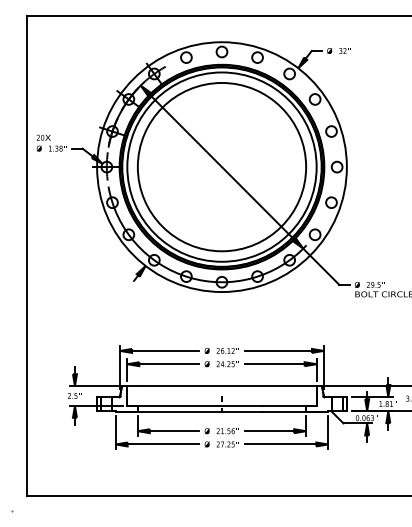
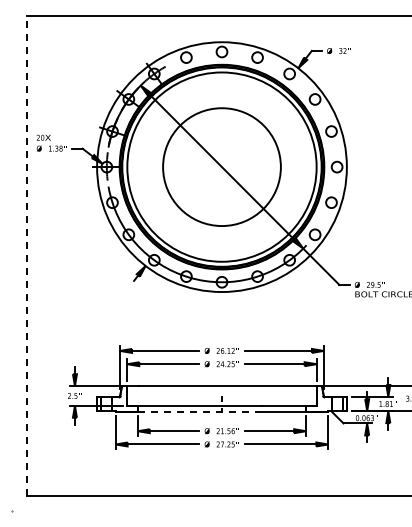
circle diameter: 168 px -> 118 px (221, 167)
line: solid -> dashed (27, 255)
line: solid -> dashed (200, 411)
